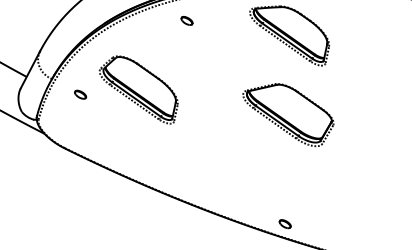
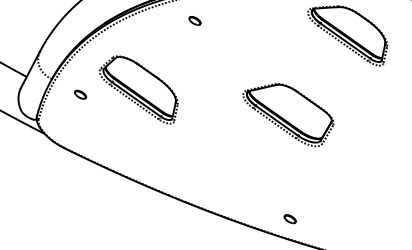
part position: (186, 20) -> (194, 20) (194, 20)
part position: (289, 35) -> (347, 35) (347, 35)
part position: (284, 224) -> (289, 219) (289, 219)
